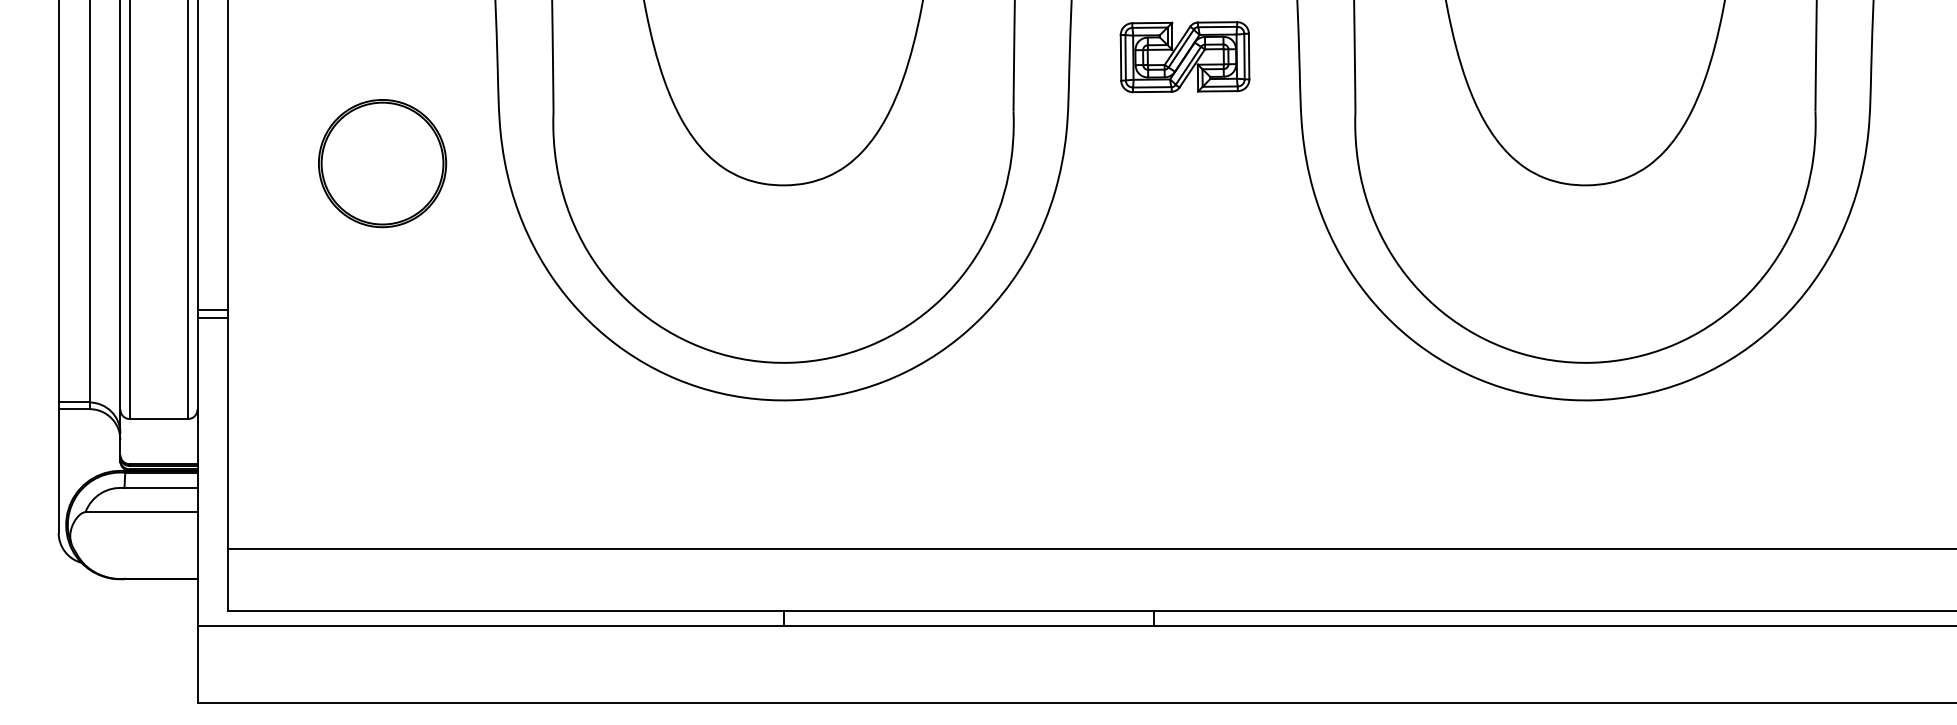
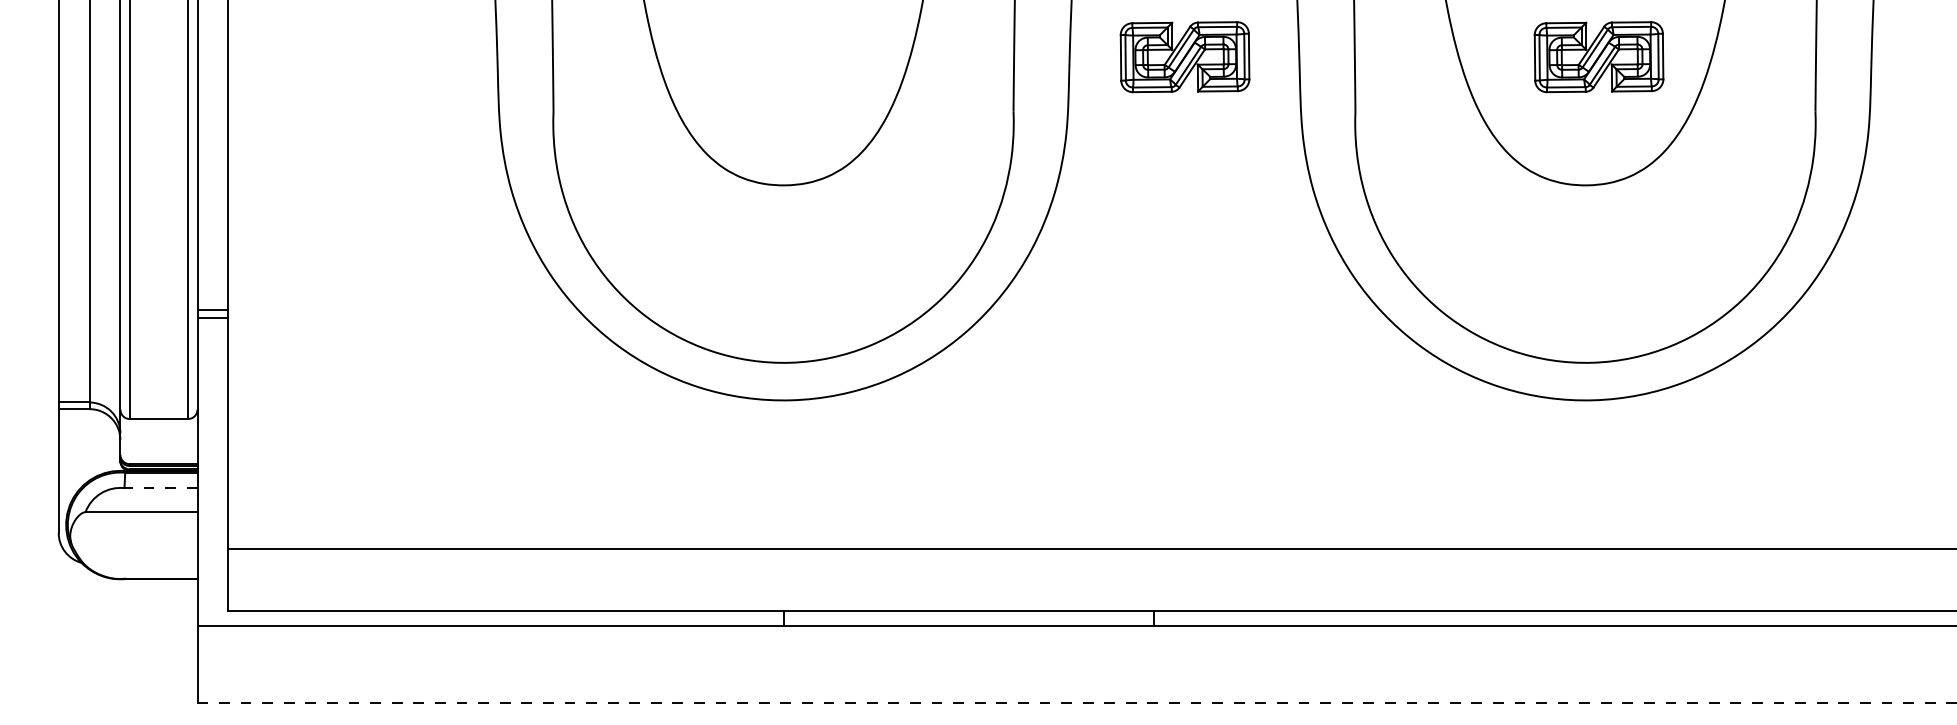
part: none -> present (1598, 57)
part: present -> none (382, 163)
line: solid -> dashed (160, 488)
line: solid -> dashed (1077, 703)
